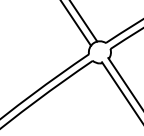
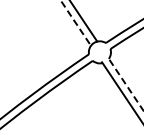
line: solid -> dashed (76, 23)
line: solid -> dashed (125, 84)
